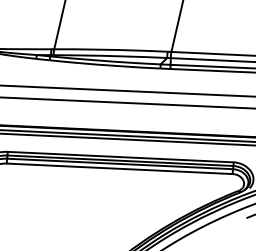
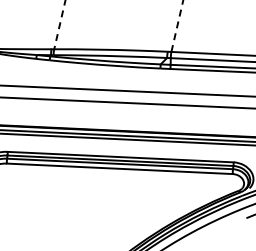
line: solid -> dashed (59, 24)
line: solid -> dashed (177, 25)
